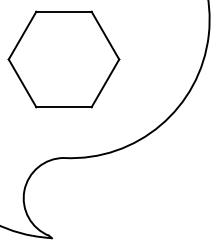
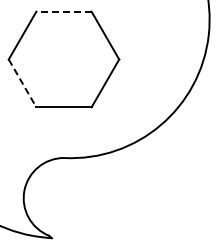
line: solid -> dashed (64, 11)
line: solid -> dashed (22, 83)
